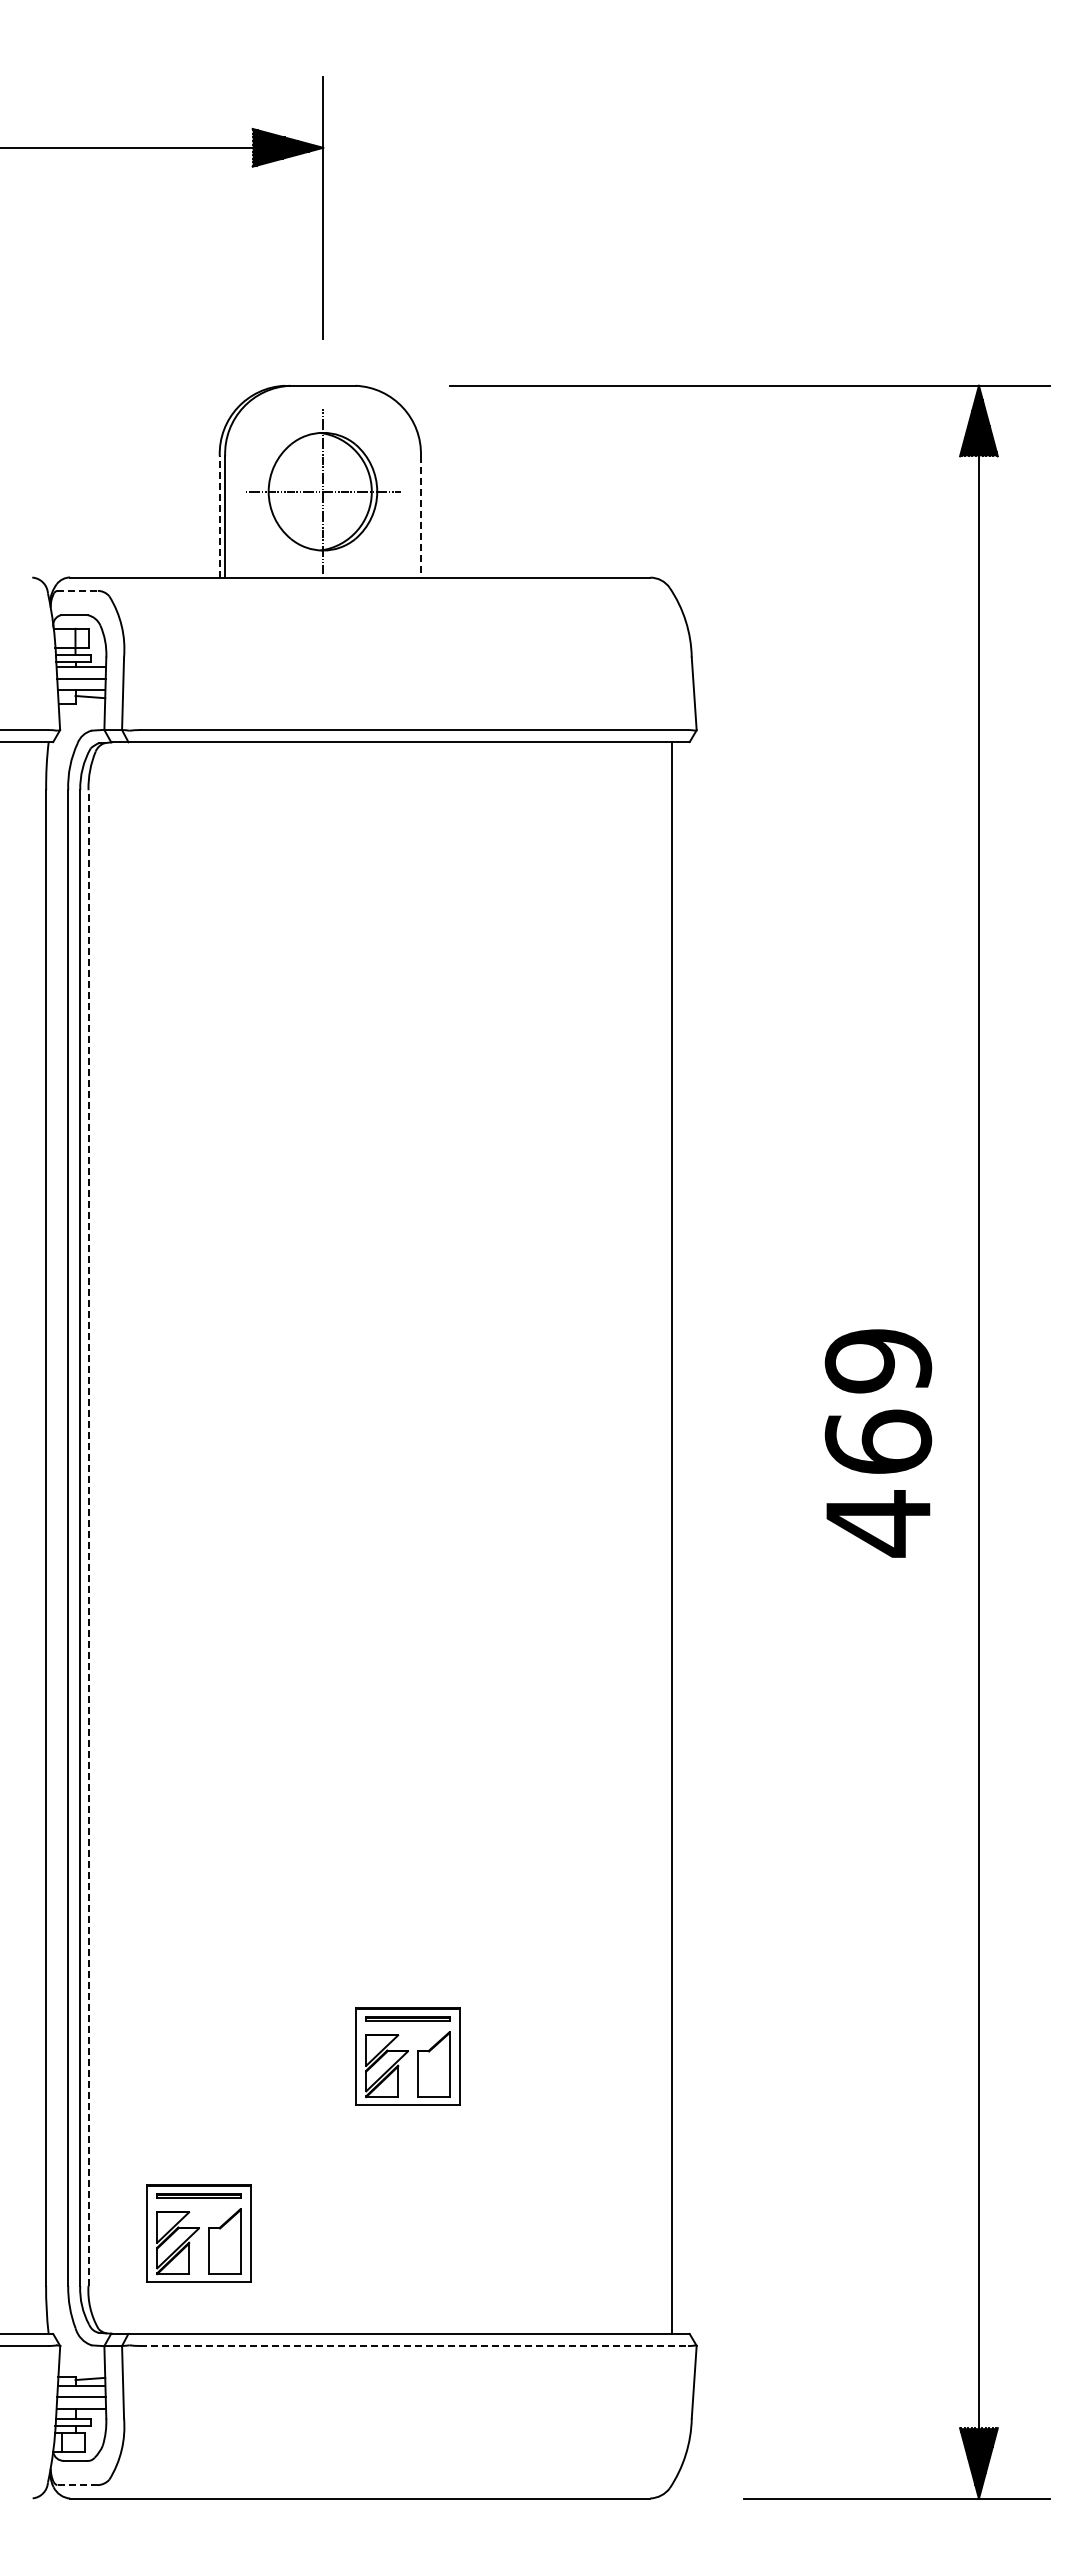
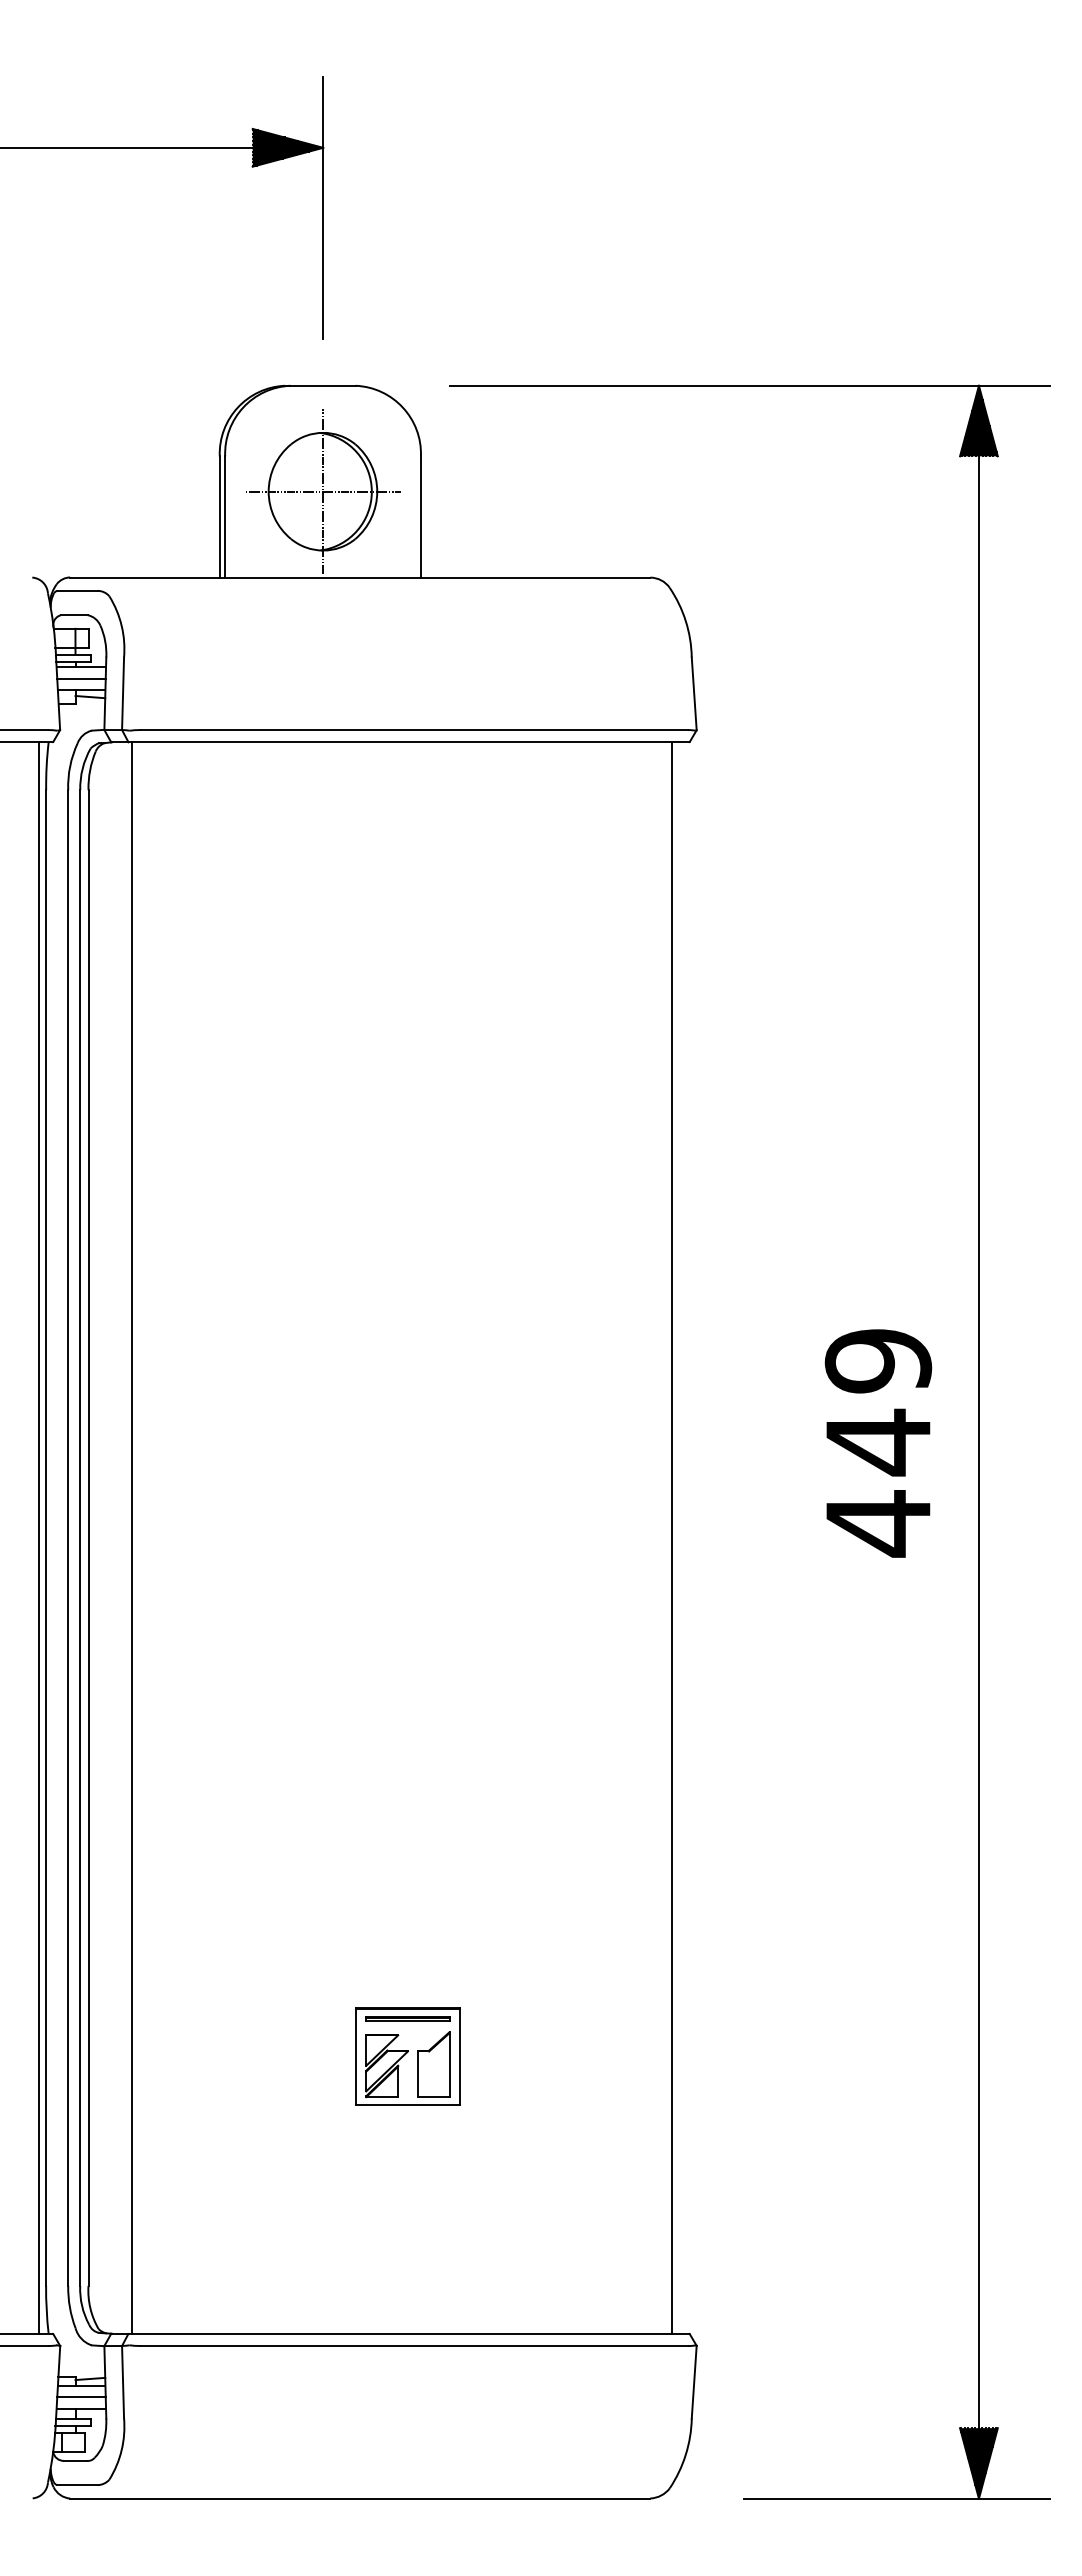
line: dashed -> solid (219, 517)
line: dashed -> solid (420, 517)
line: dashed -> solid (78, 590)
text: 469 -> 449 (878, 1442)
line: none -> present (39, 1537)
line: none -> present (131, 1537)
line: dashed -> solid (88, 1538)
part: present -> none (198, 2233)
line: dashed -> solid (414, 2345)
line: dashed -> solid (77, 2485)
